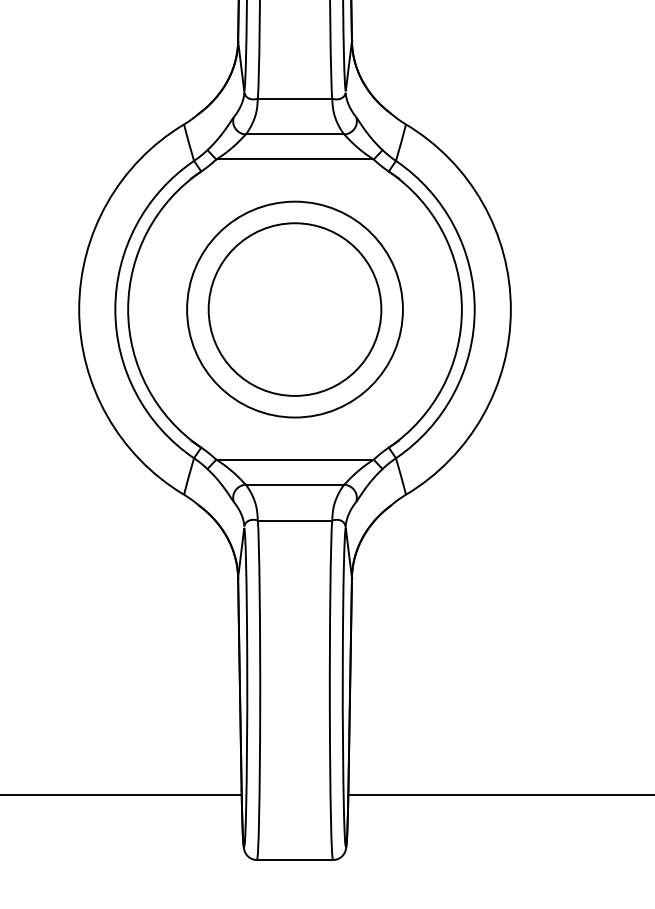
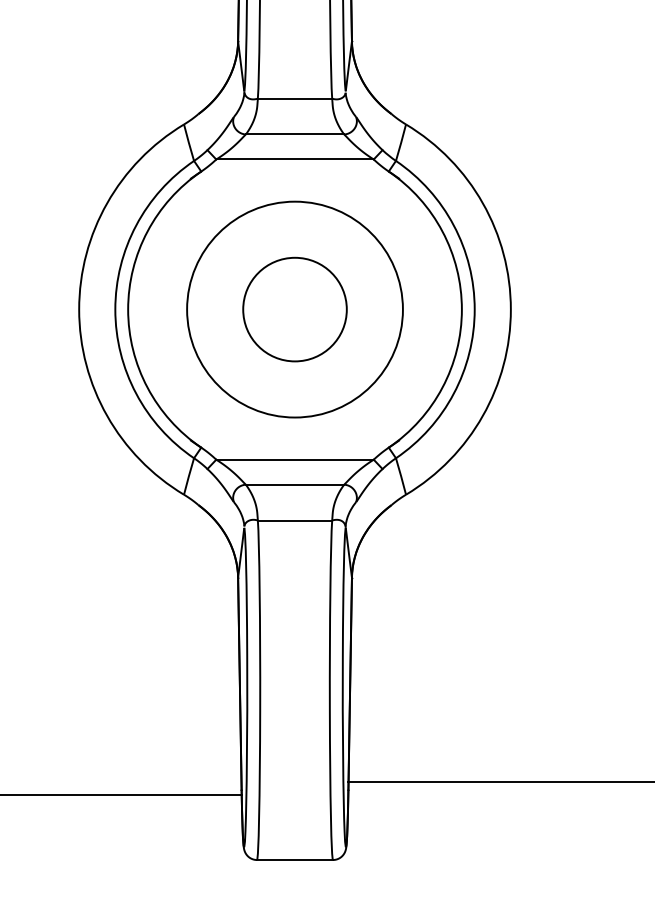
circle diameter: 173 px -> 104 px (294, 309)
line position: (499, 795) -> (499, 782) (499, 782)
